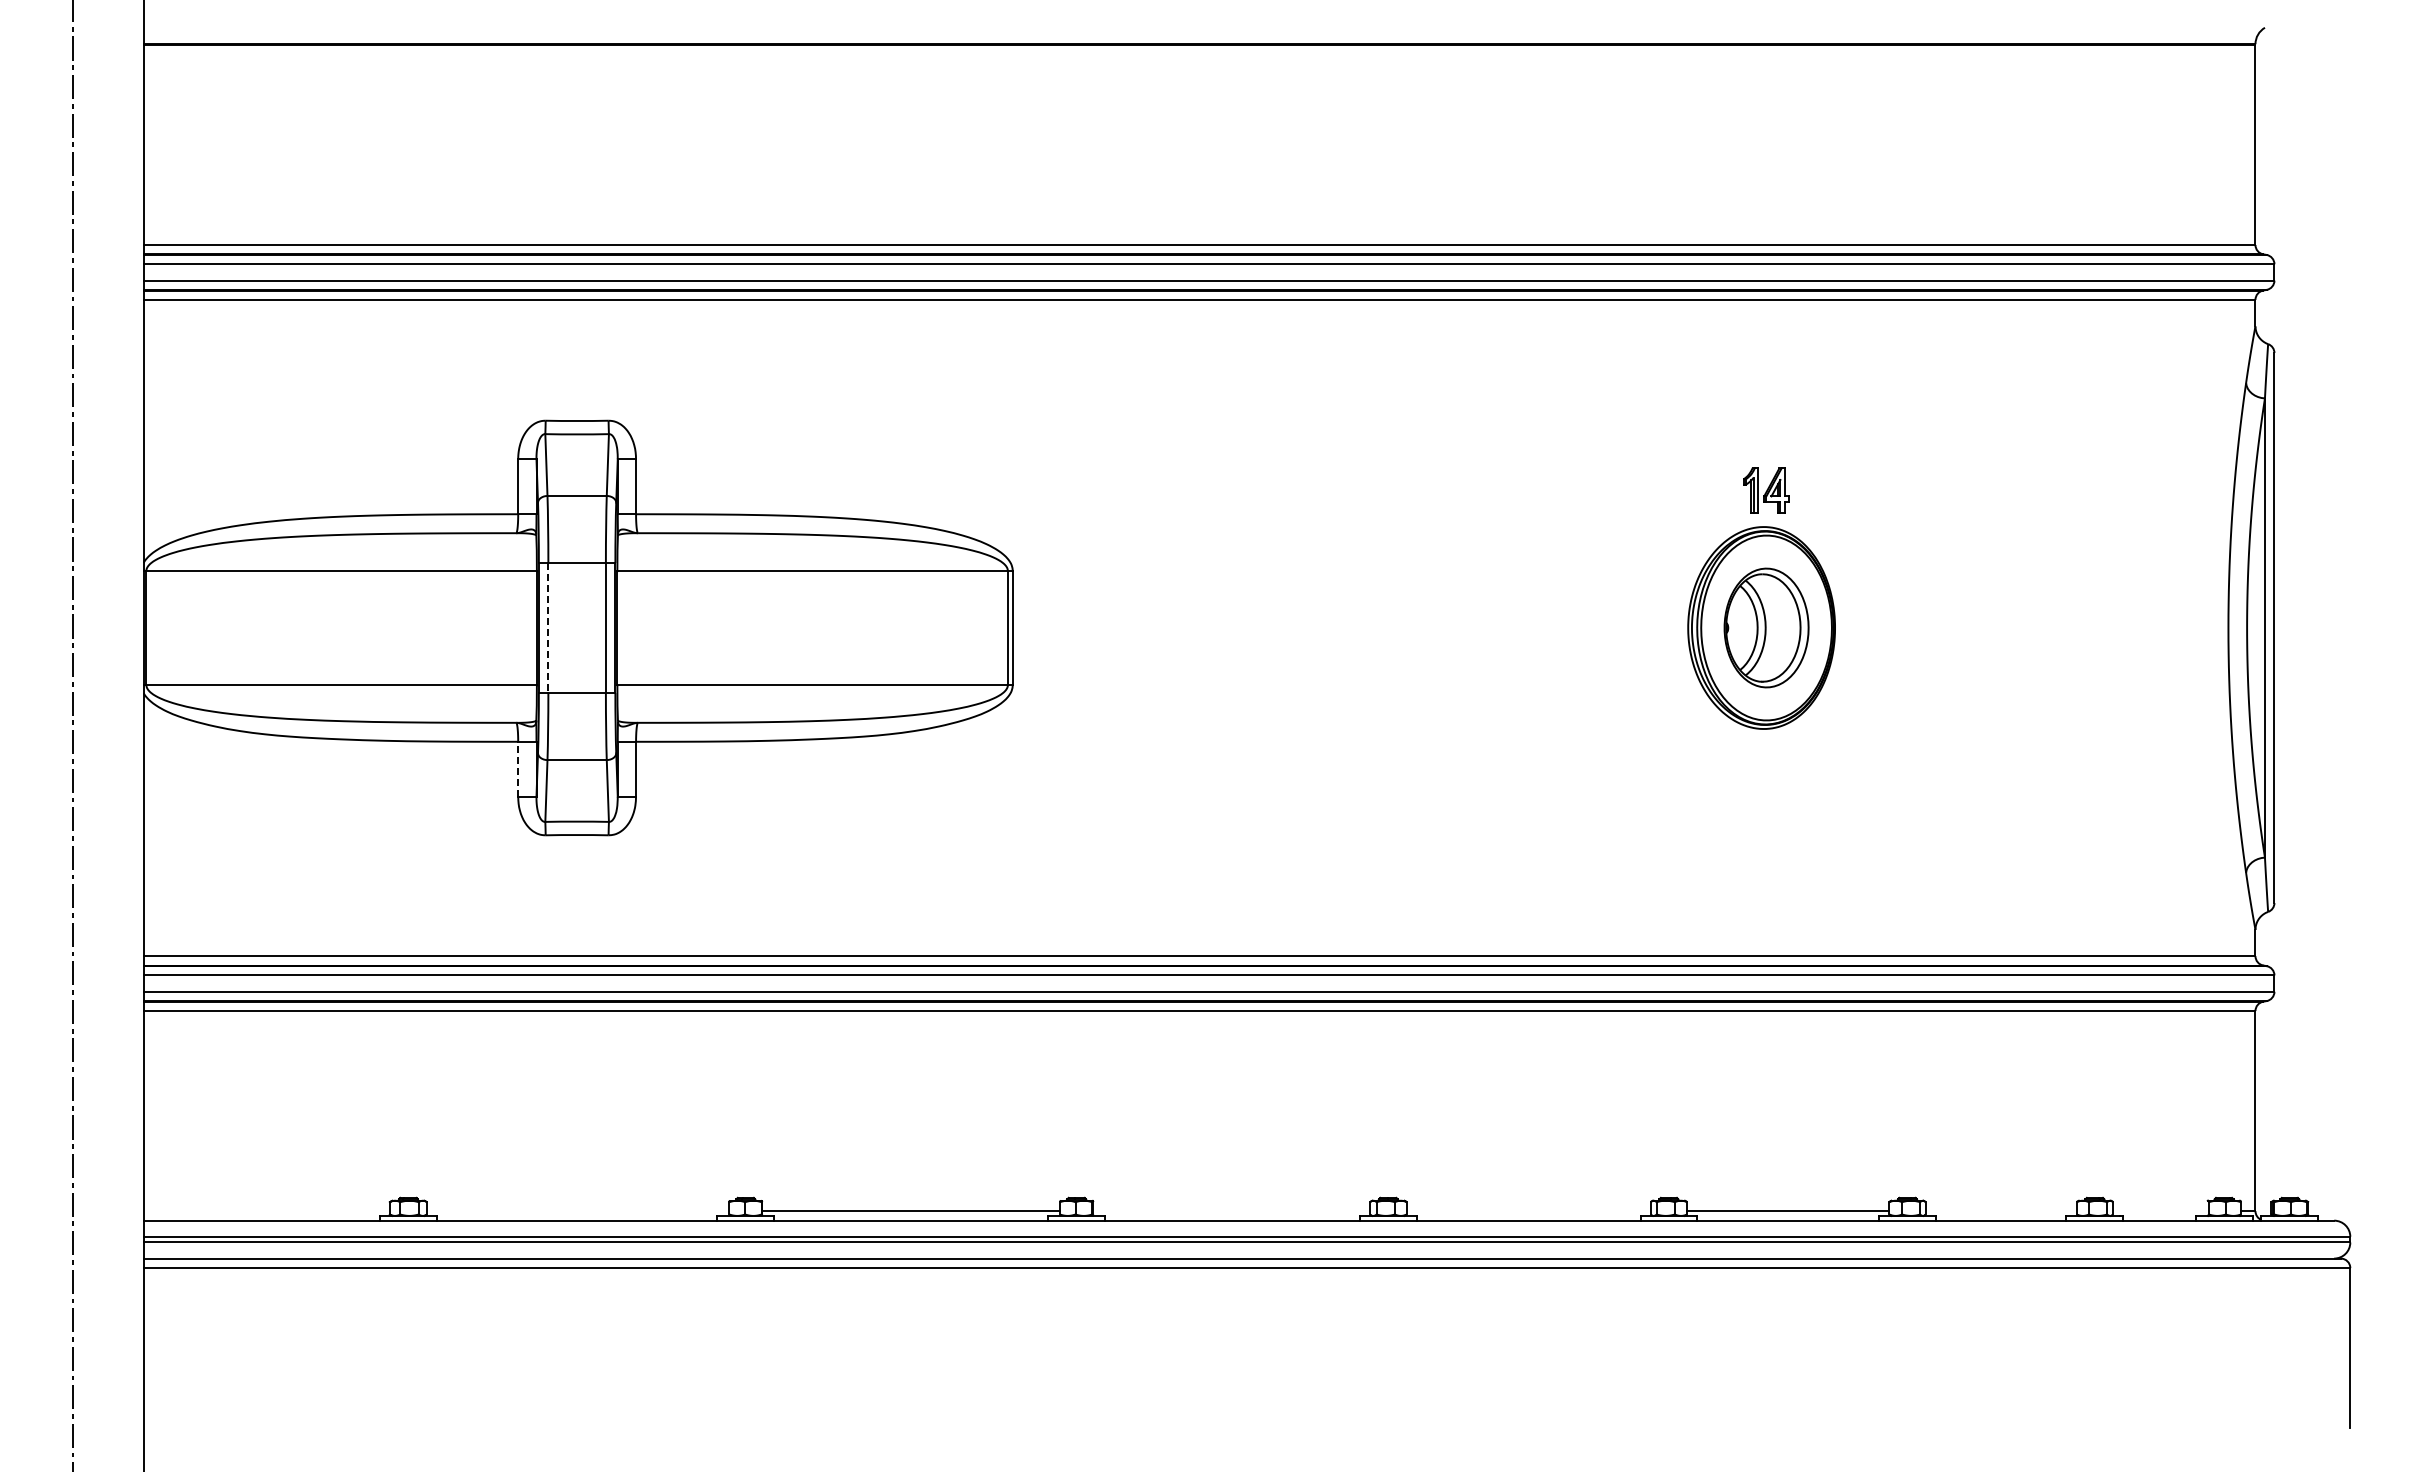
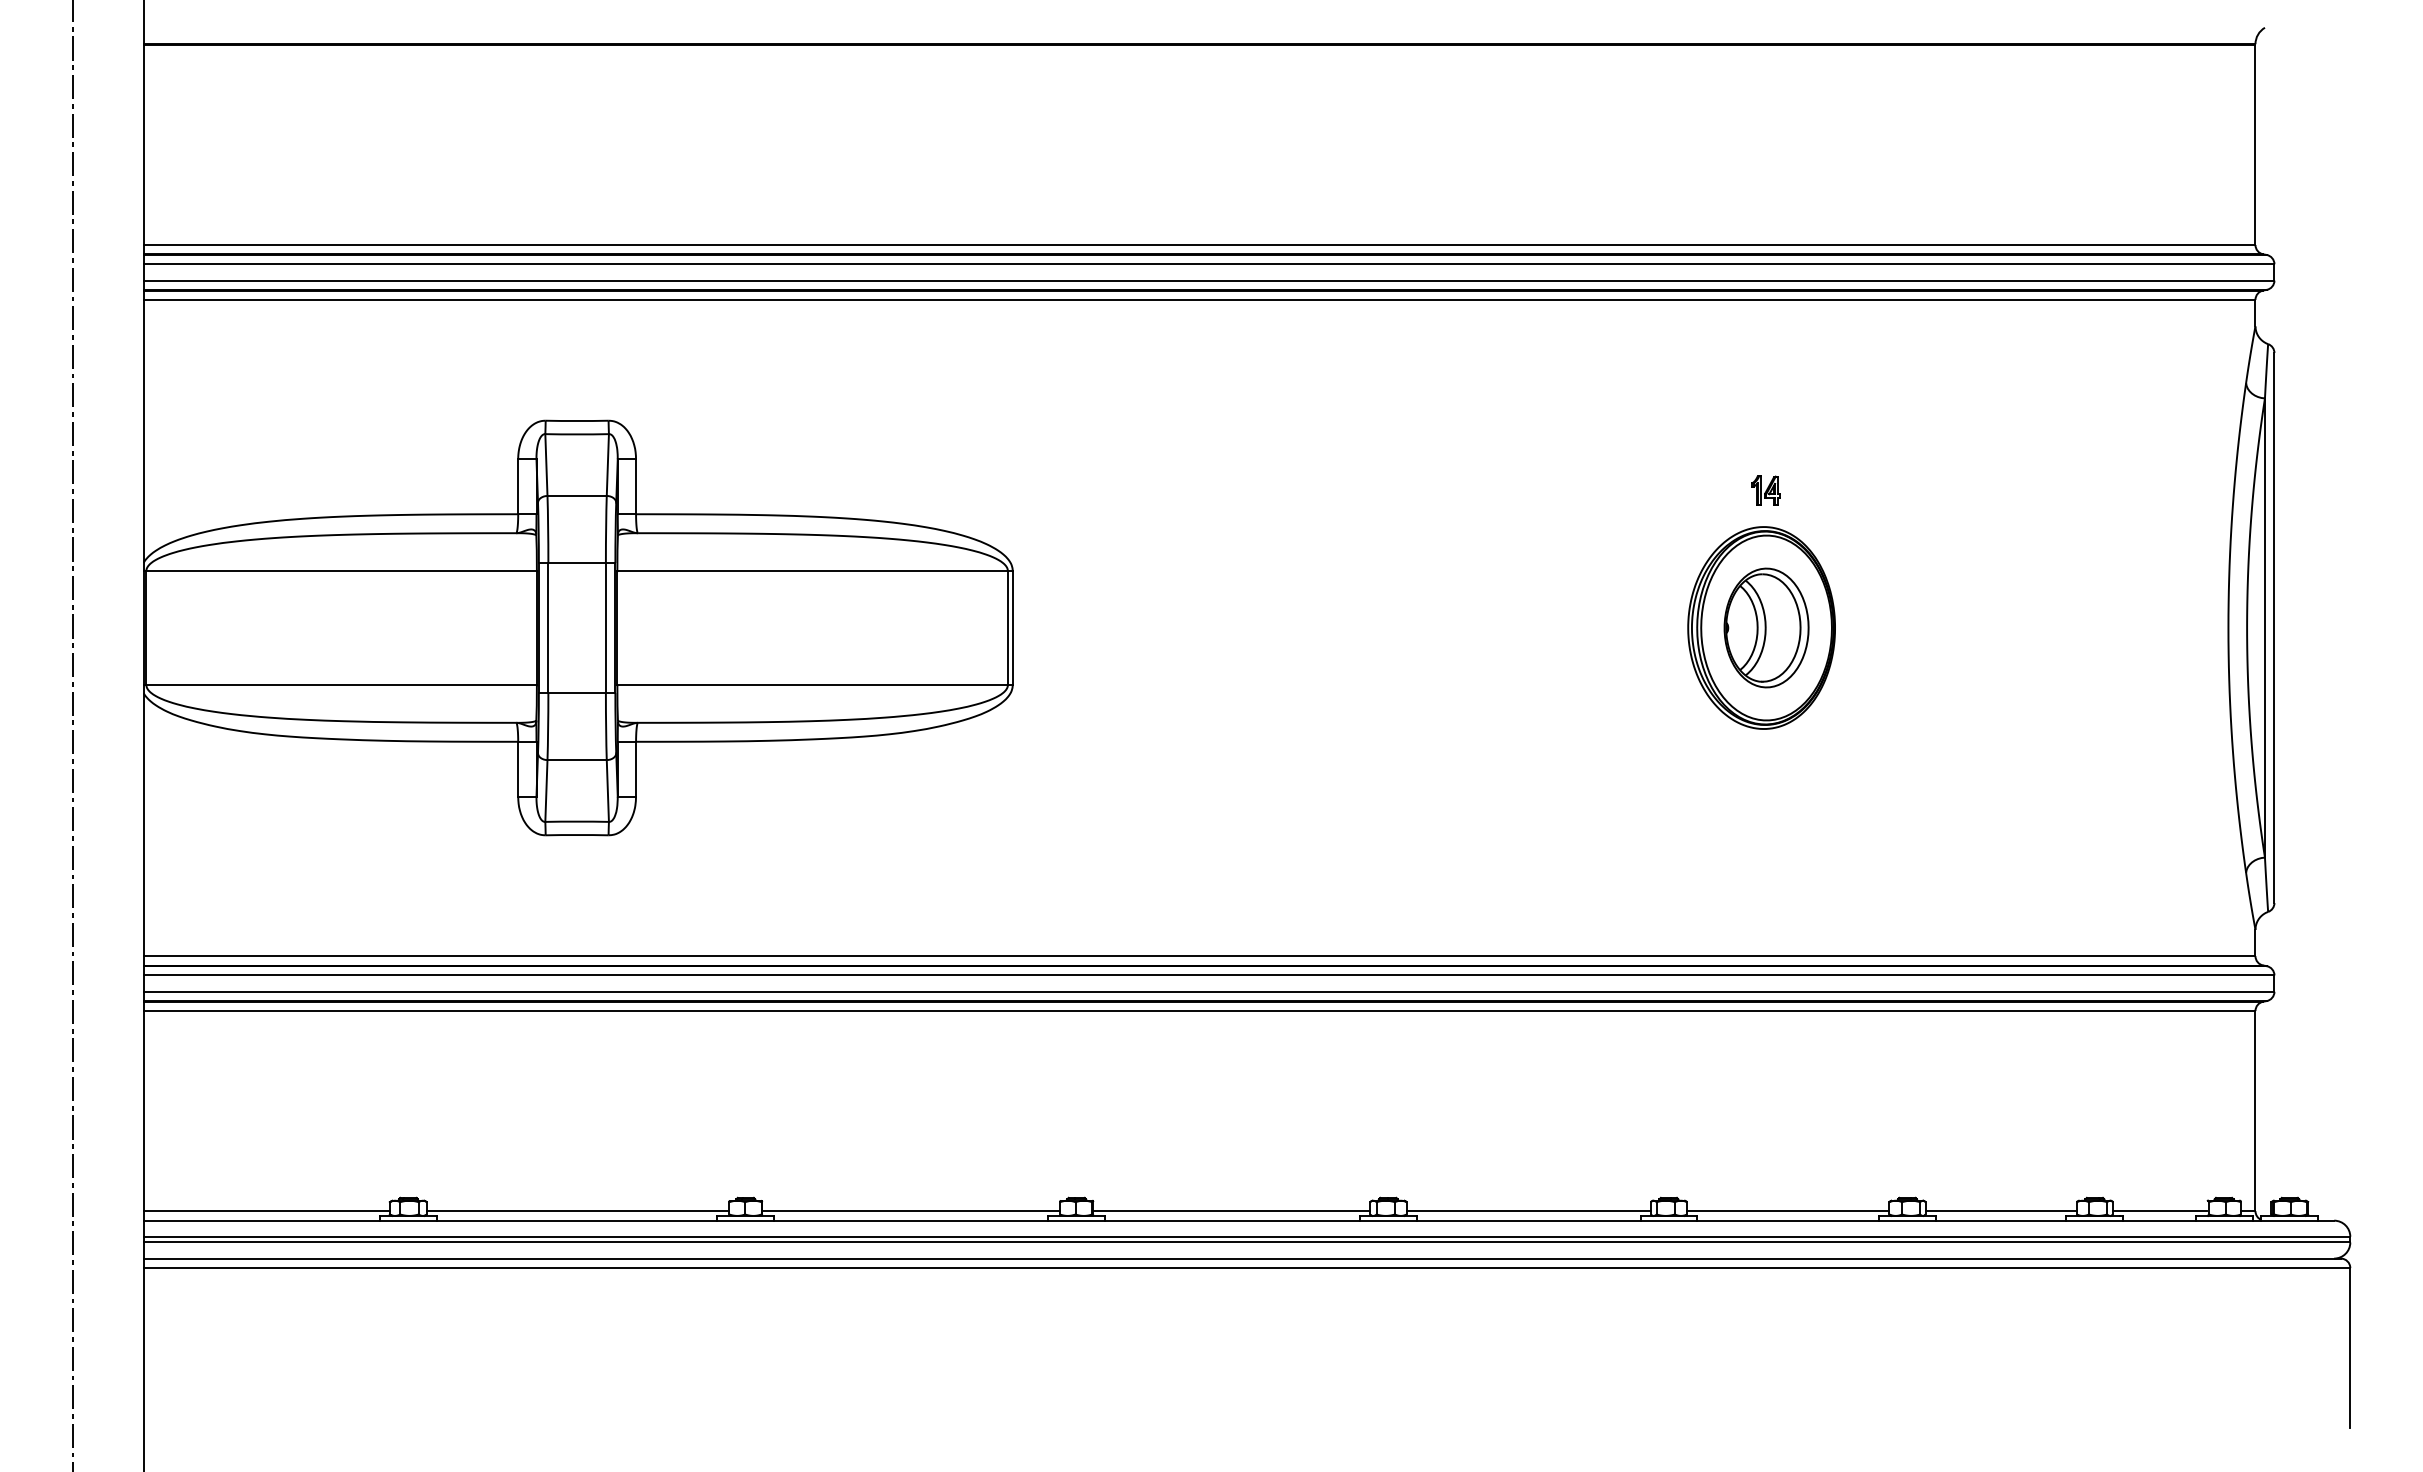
part size: 47x47 px -> 30x31 px (1765, 490)
line: dashed -> solid (548, 628)
line: dashed -> solid (518, 769)
line: none -> present (266, 1211)
line: none -> present (578, 1211)
line: none -> present (1231, 1211)
line: none -> present (1528, 1211)
line: none -> present (2000, 1211)
line: none -> present (2160, 1211)
